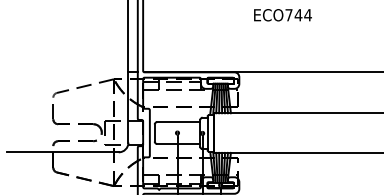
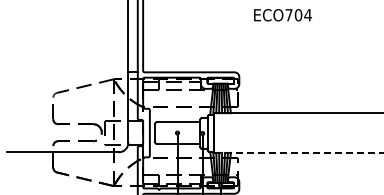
text: ECO744 -> ECO704 (298, 15)
line: present -> none (262, 72)
line: solid -> dashed (298, 152)
